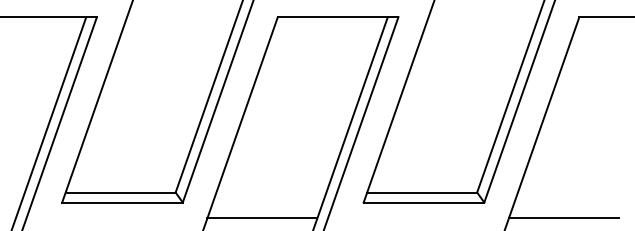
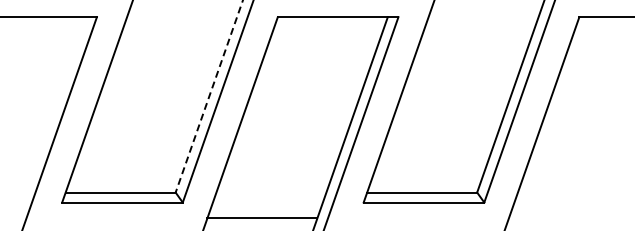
line: solid -> dashed (209, 96)
line: present -> none (49, 122)
line: present -> none (563, 218)
